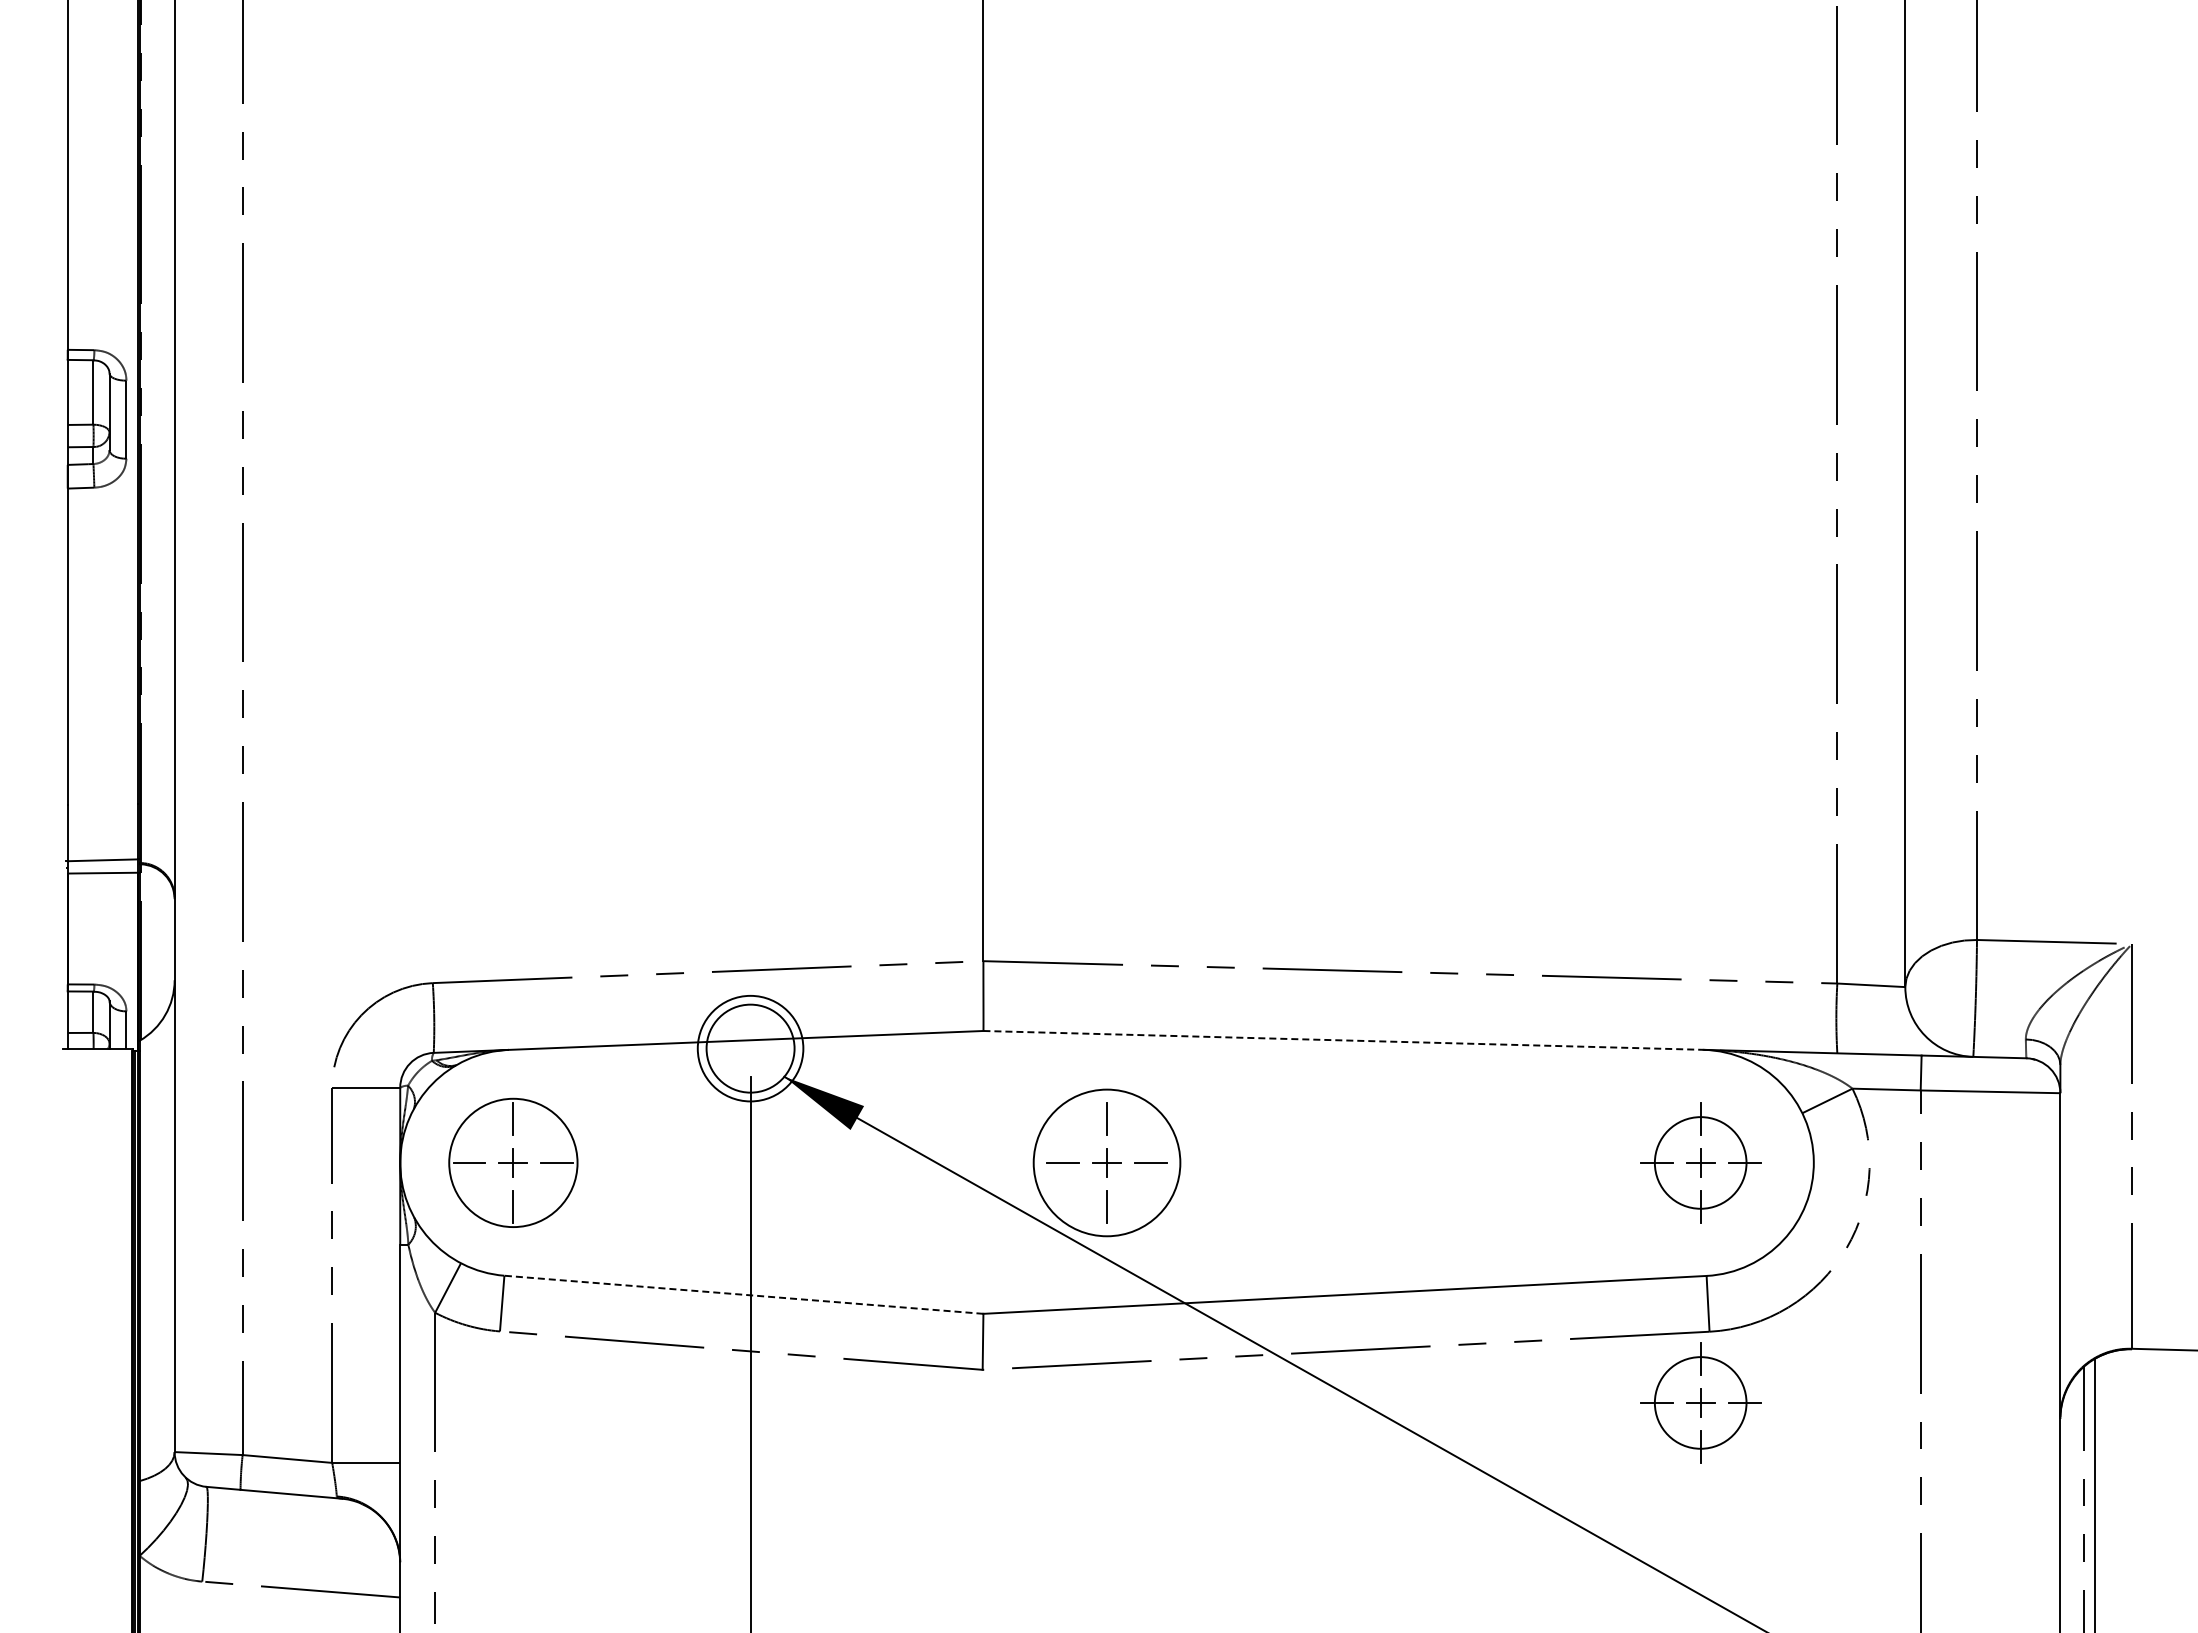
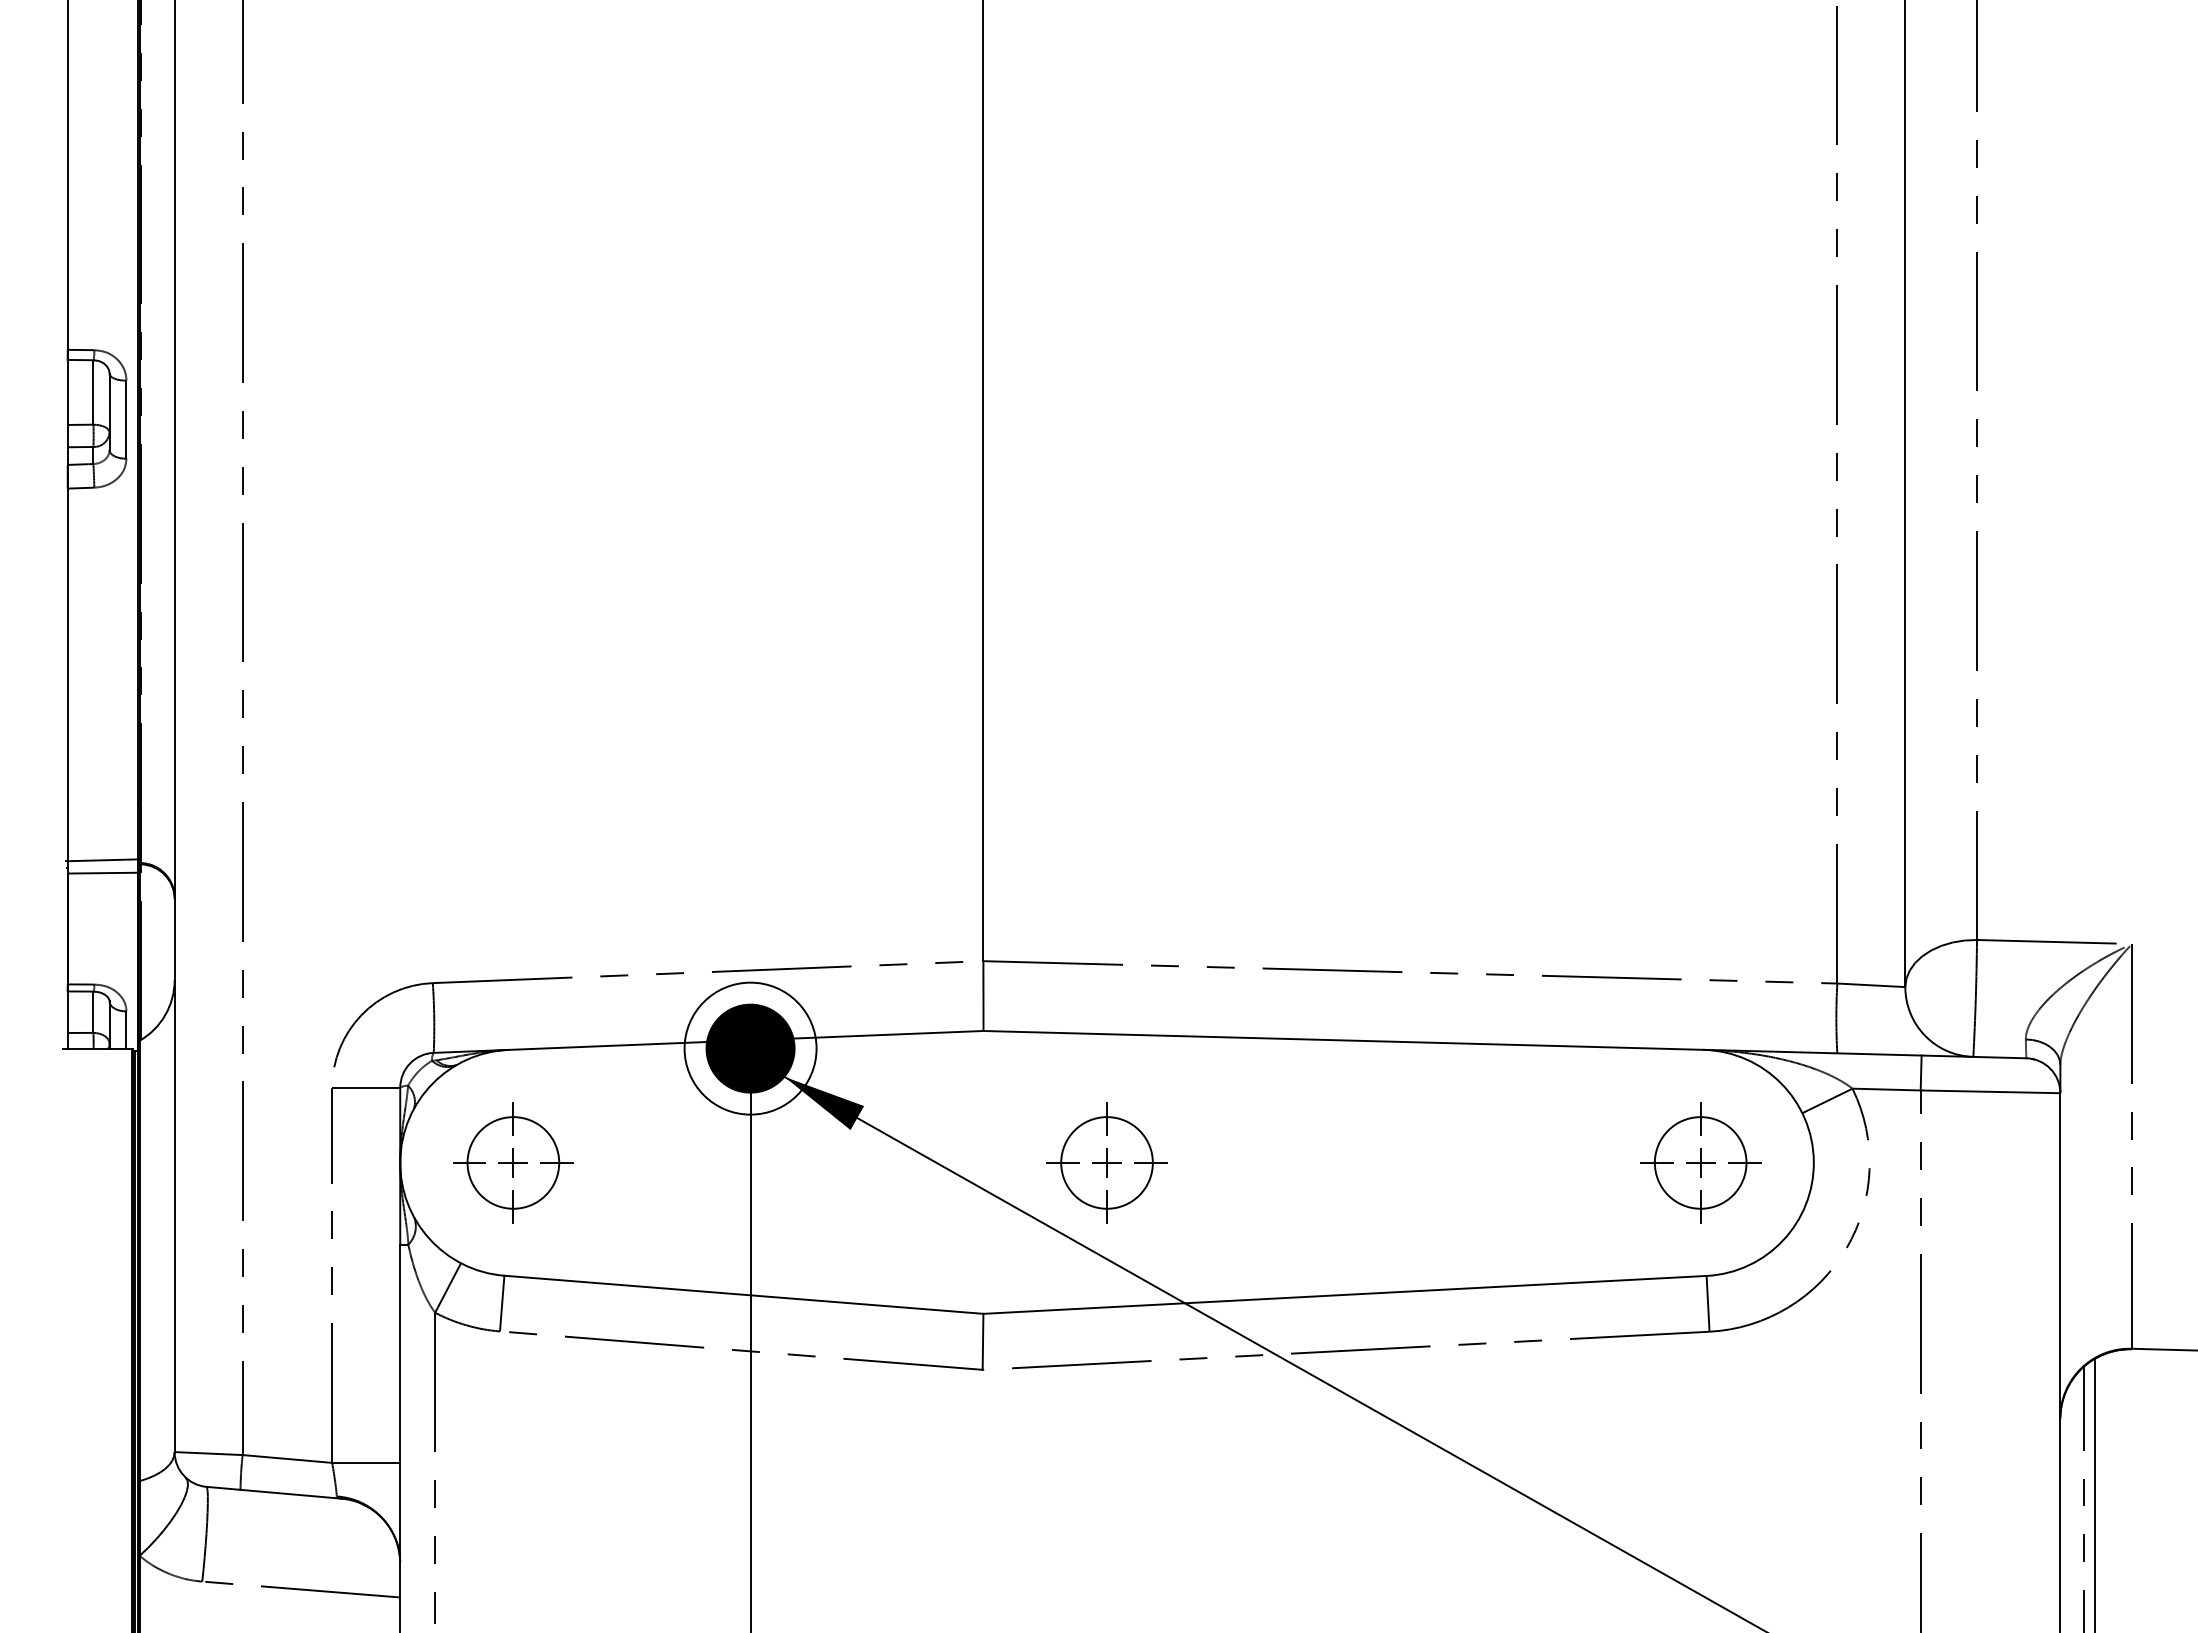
line: dashed -> solid (1344, 1040)
circle diameter: 106 px -> 132 px (750, 1048)
fill: none -> present (750, 1048)
circle diameter: 128 px -> 92 px (513, 1162)
circle diameter: 147 px -> 92 px (1106, 1162)
line: dashed -> solid (743, 1294)
part: present -> none (1700, 1402)
